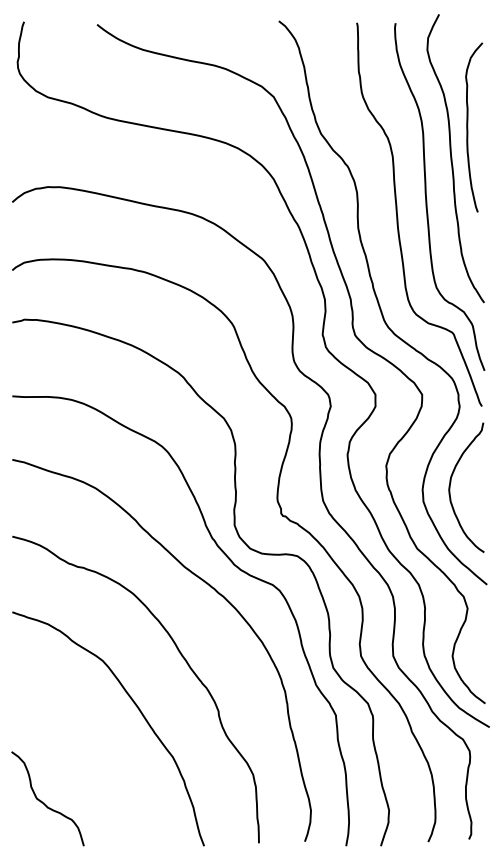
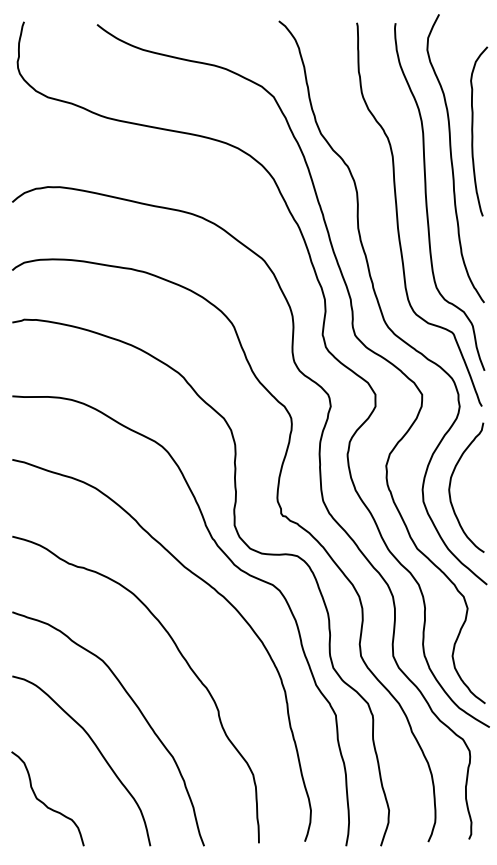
curve position: (468, 127) -> (473, 131) (473, 131)
curve: none -> present (96, 748)
